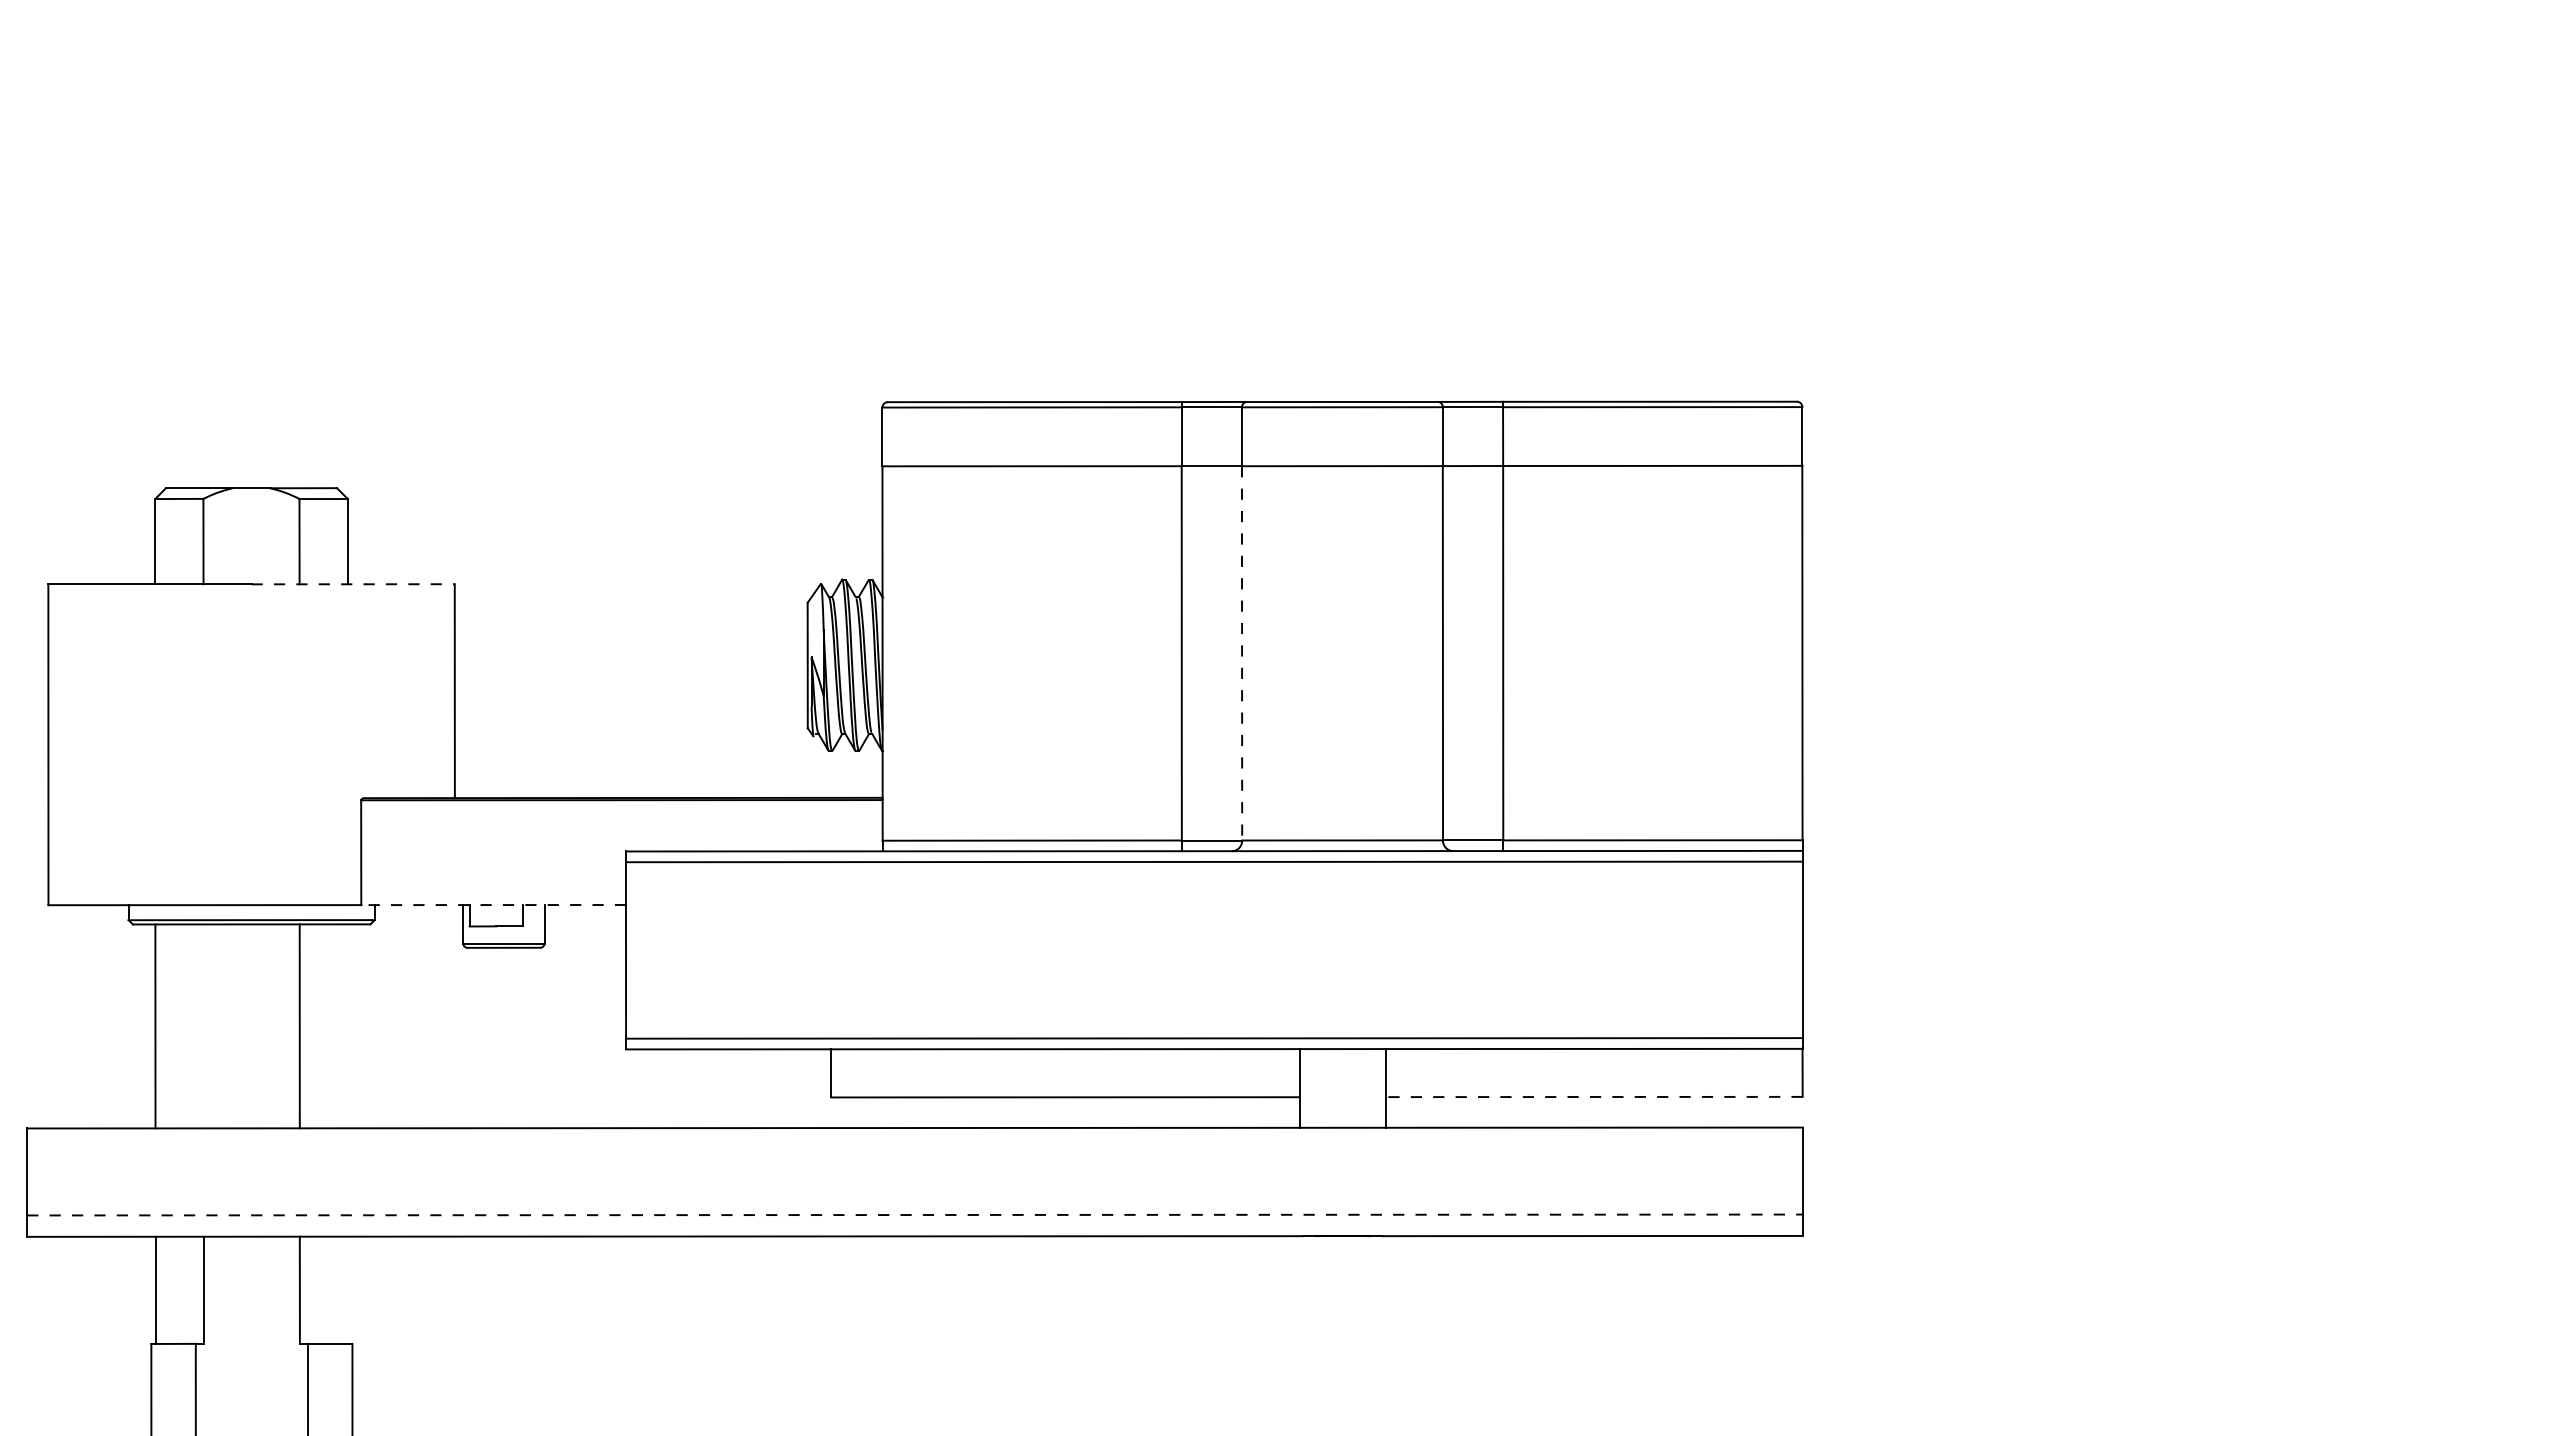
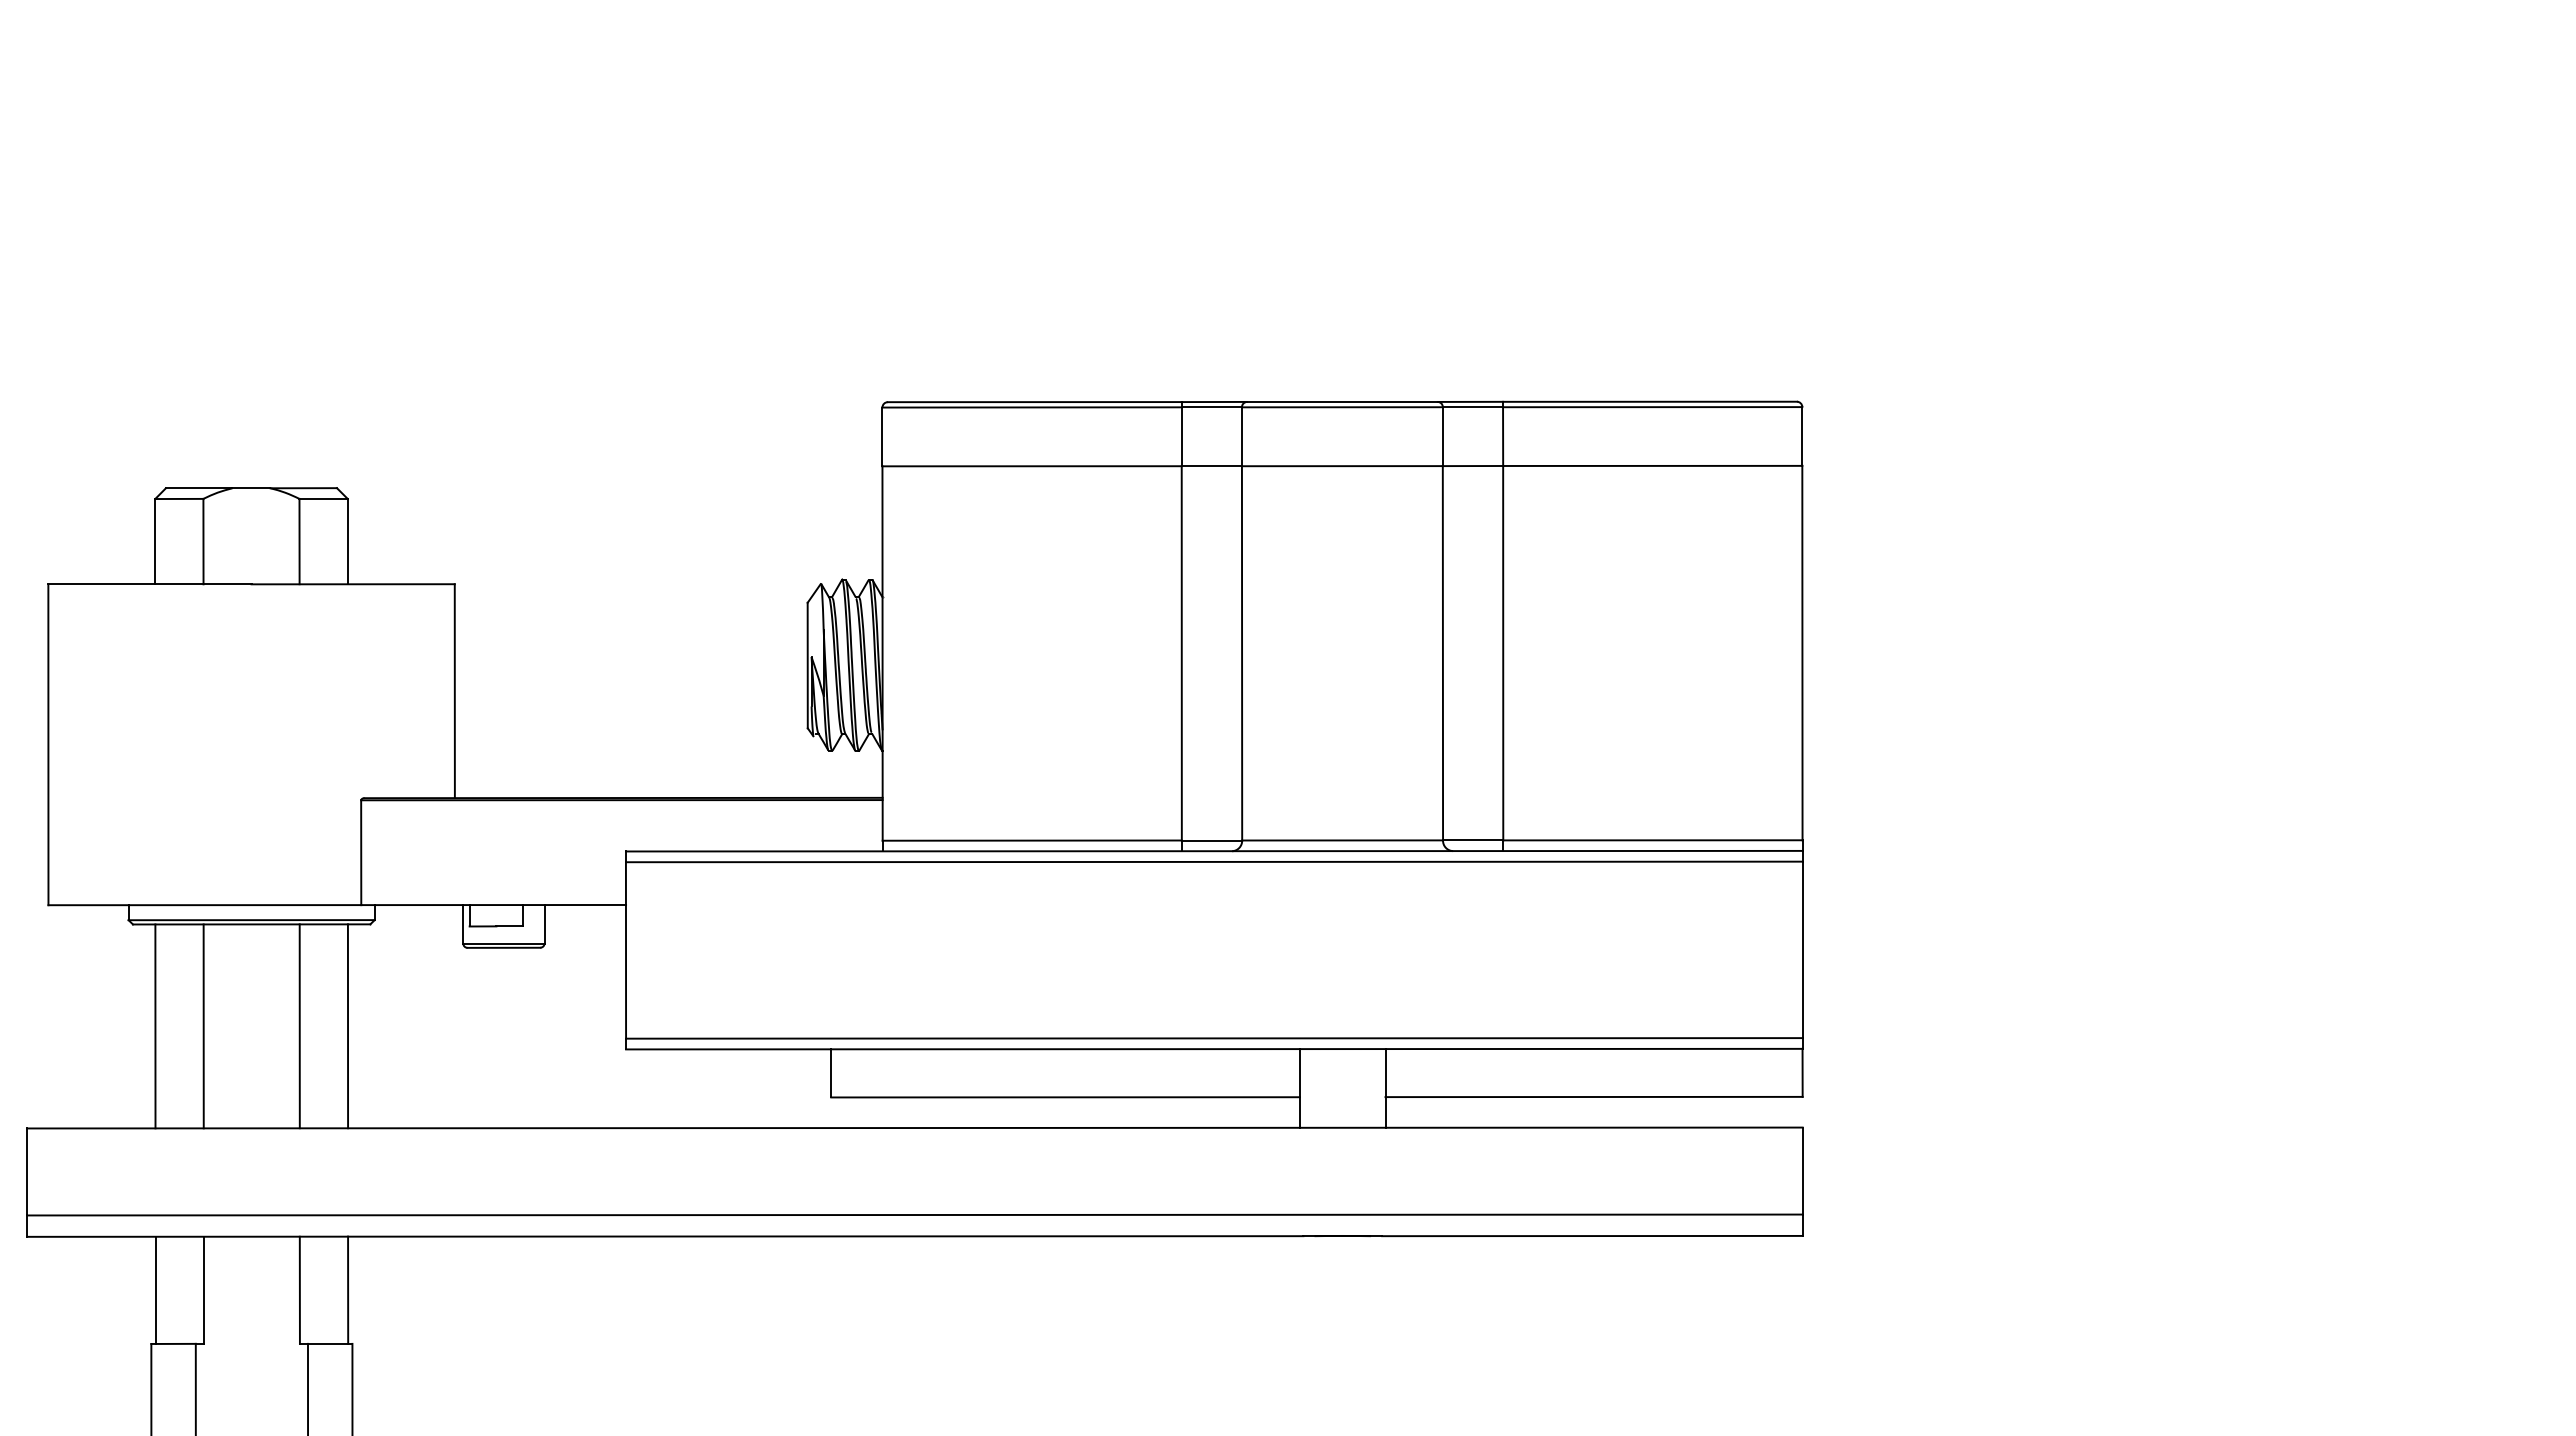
line: dashed -> solid (353, 584)
line: dashed -> solid (1242, 653)
line: dashed -> solid (493, 905)
line: none -> present (203, 1026)
line: none -> present (347, 1026)
line: dashed -> solid (1594, 1097)
line: dashed -> solid (914, 1215)
line: none -> present (348, 1289)
